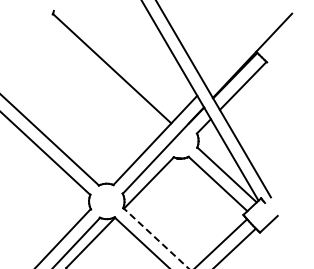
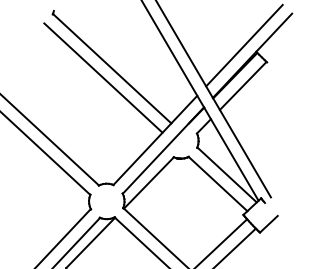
line: none -> present (244, 45)
line: none -> present (103, 77)
line: dashed -> solid (156, 238)
